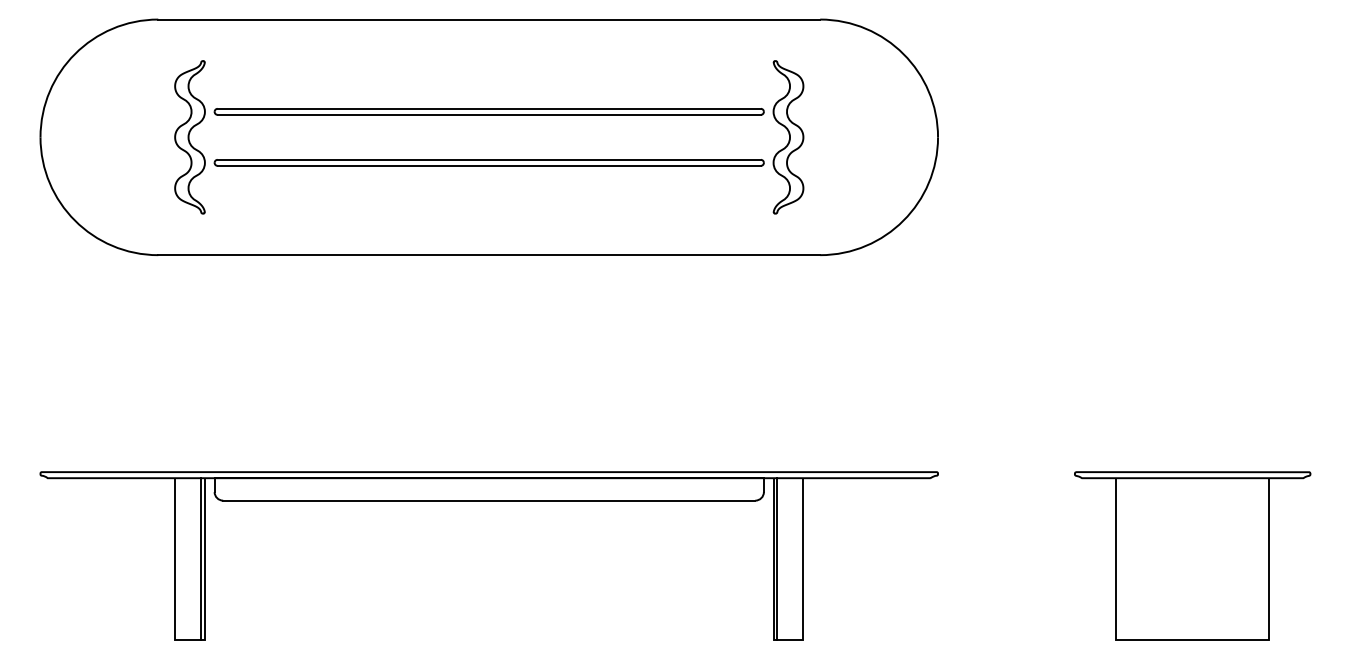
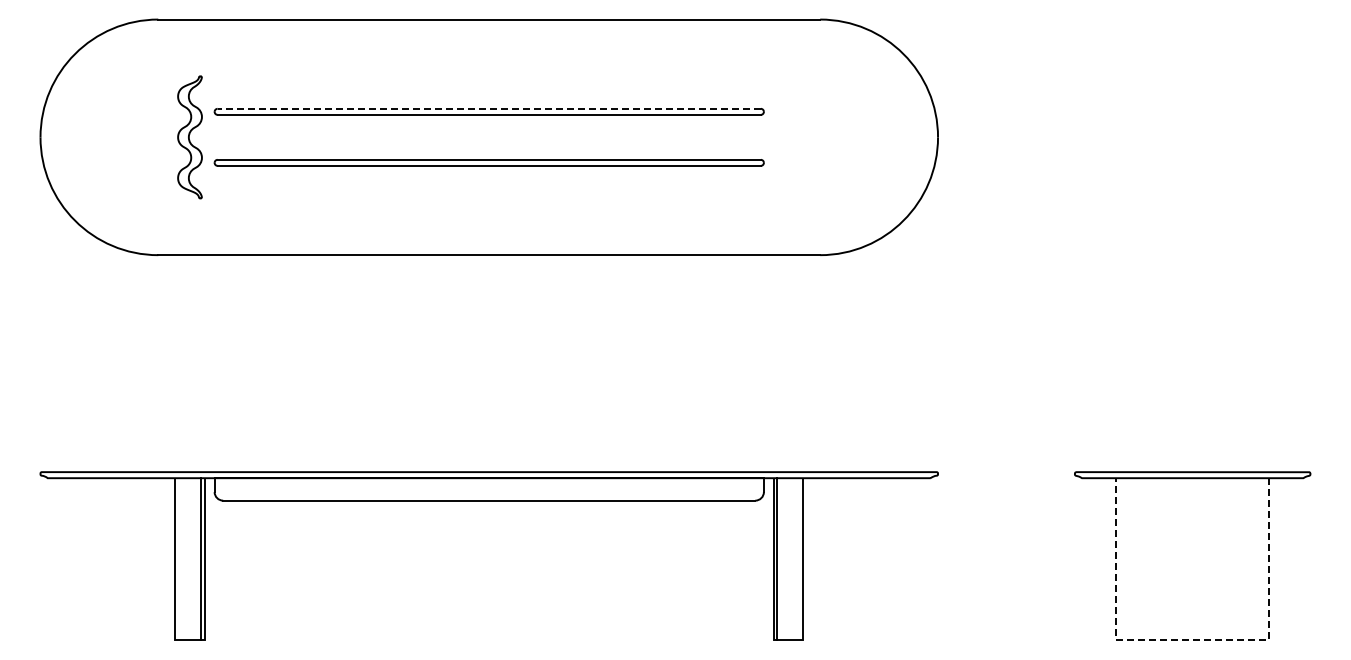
line: solid -> dashed (489, 108)
part size: 32x155 px -> 26x125 px (189, 137)
part: present -> none (788, 137)
line: solid -> dashed (1192, 640)
